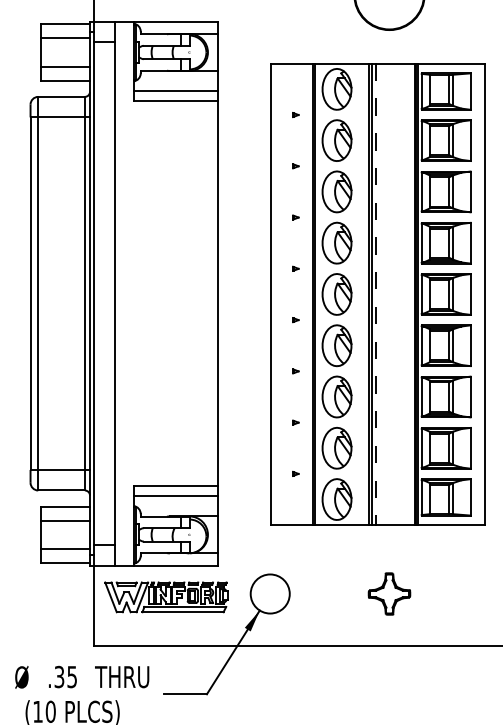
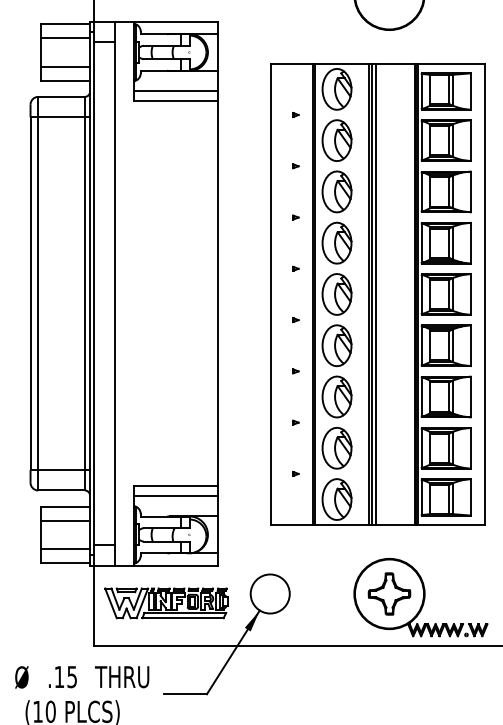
line: dashed -> solid (376, 294)
part position: (166, 597) -> (166, 603) (166, 603)
part: none -> present (420, 597)
text: .35 -> .15 (59, 676)
